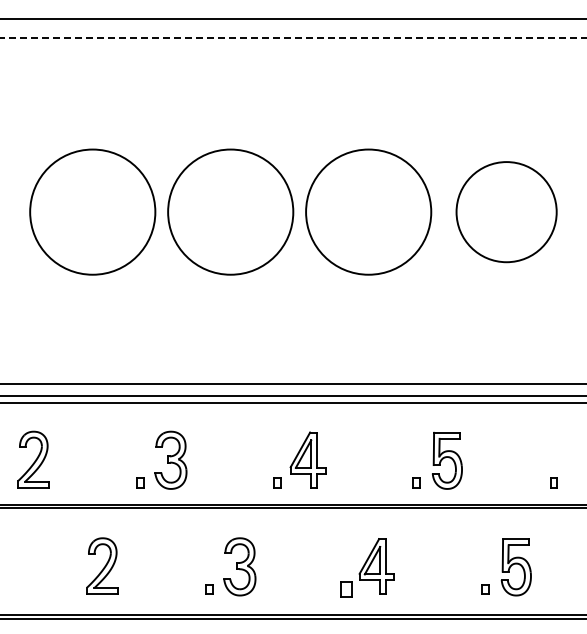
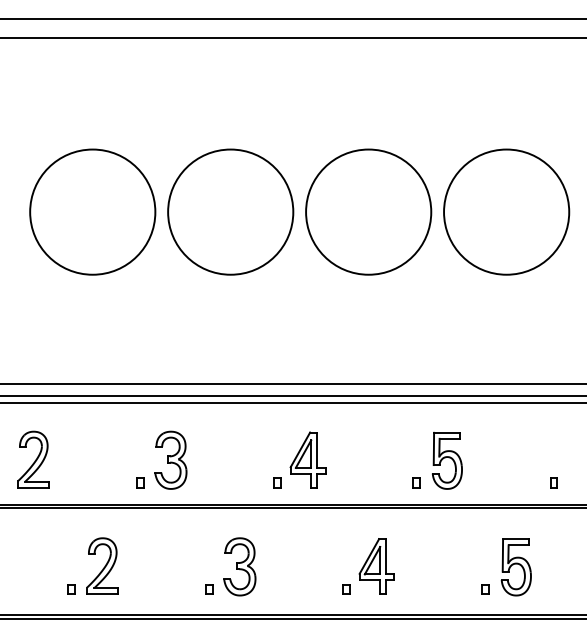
line: dashed -> solid (293, 37)
circle diameter: 100 px -> 125 px (506, 211)
part: none -> present (71, 589)
part size: 13x17 px -> 9x11 px (346, 589)
